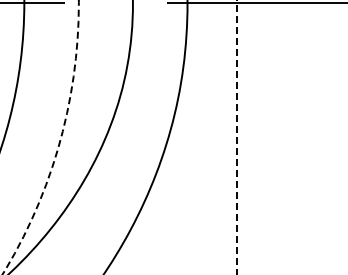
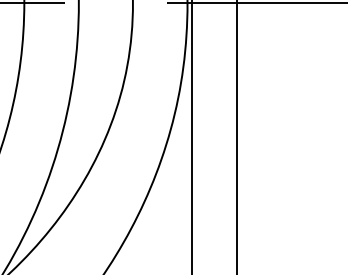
line: none -> present (192, 136)
line: dashed -> solid (236, 137)
arc: dashed -> solid (59, 142)
